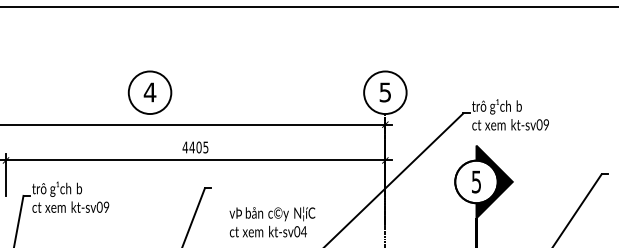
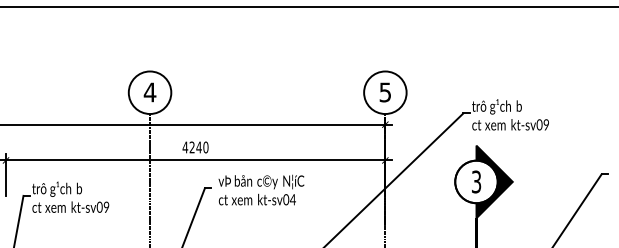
text: 4405 -> 4240 (198, 147)
line: none -> present (150, 179)
text: 5 -> 3 (476, 181)
text position: (272, 221) -> (261, 189) (261, 189)
